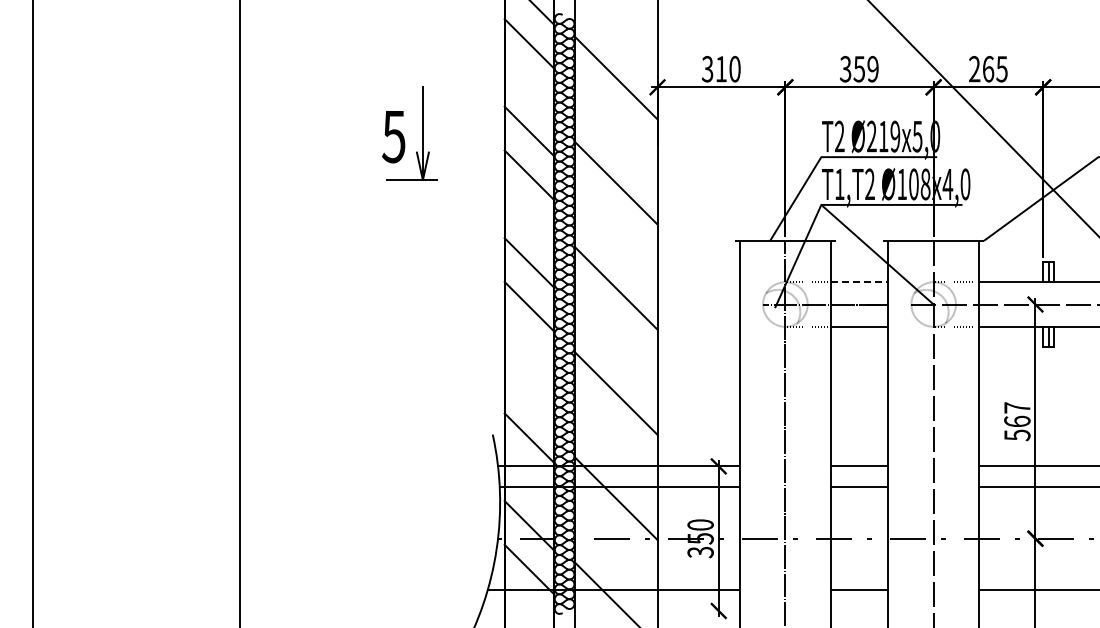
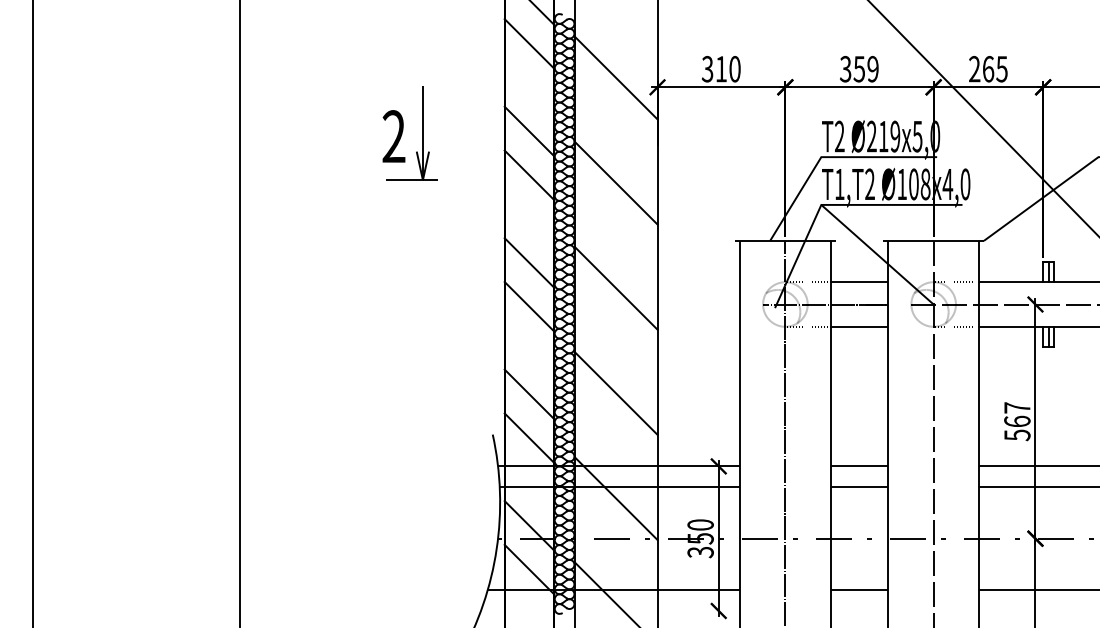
text: 5 -> 2 (393, 136)
line: dashed -> solid (859, 282)
line: none -> present (529, 394)
